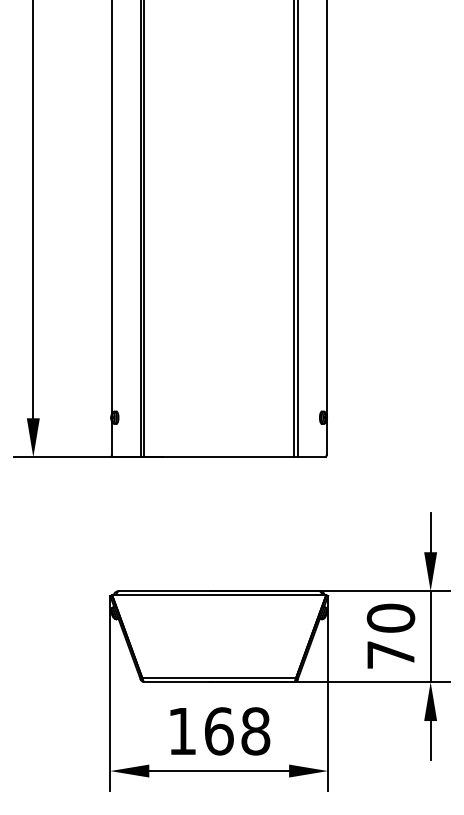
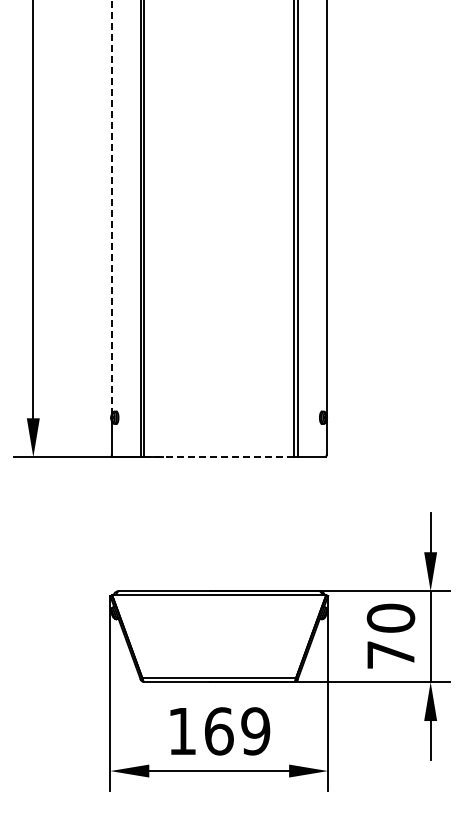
line: solid -> dashed (111, 207)
line: solid -> dashed (219, 457)
text: 168 -> 169 (255, 731)
